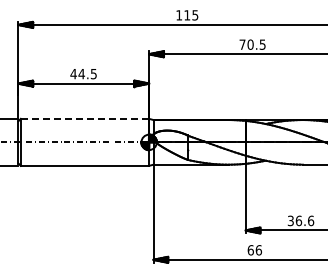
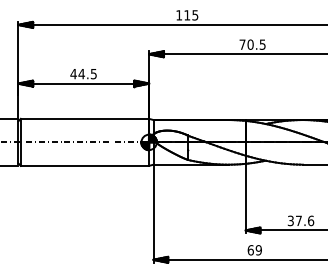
line: dashed -> solid (84, 118)
text: 36.6 -> 37.6 (298, 220)
text: 66 -> 69 (258, 250)
